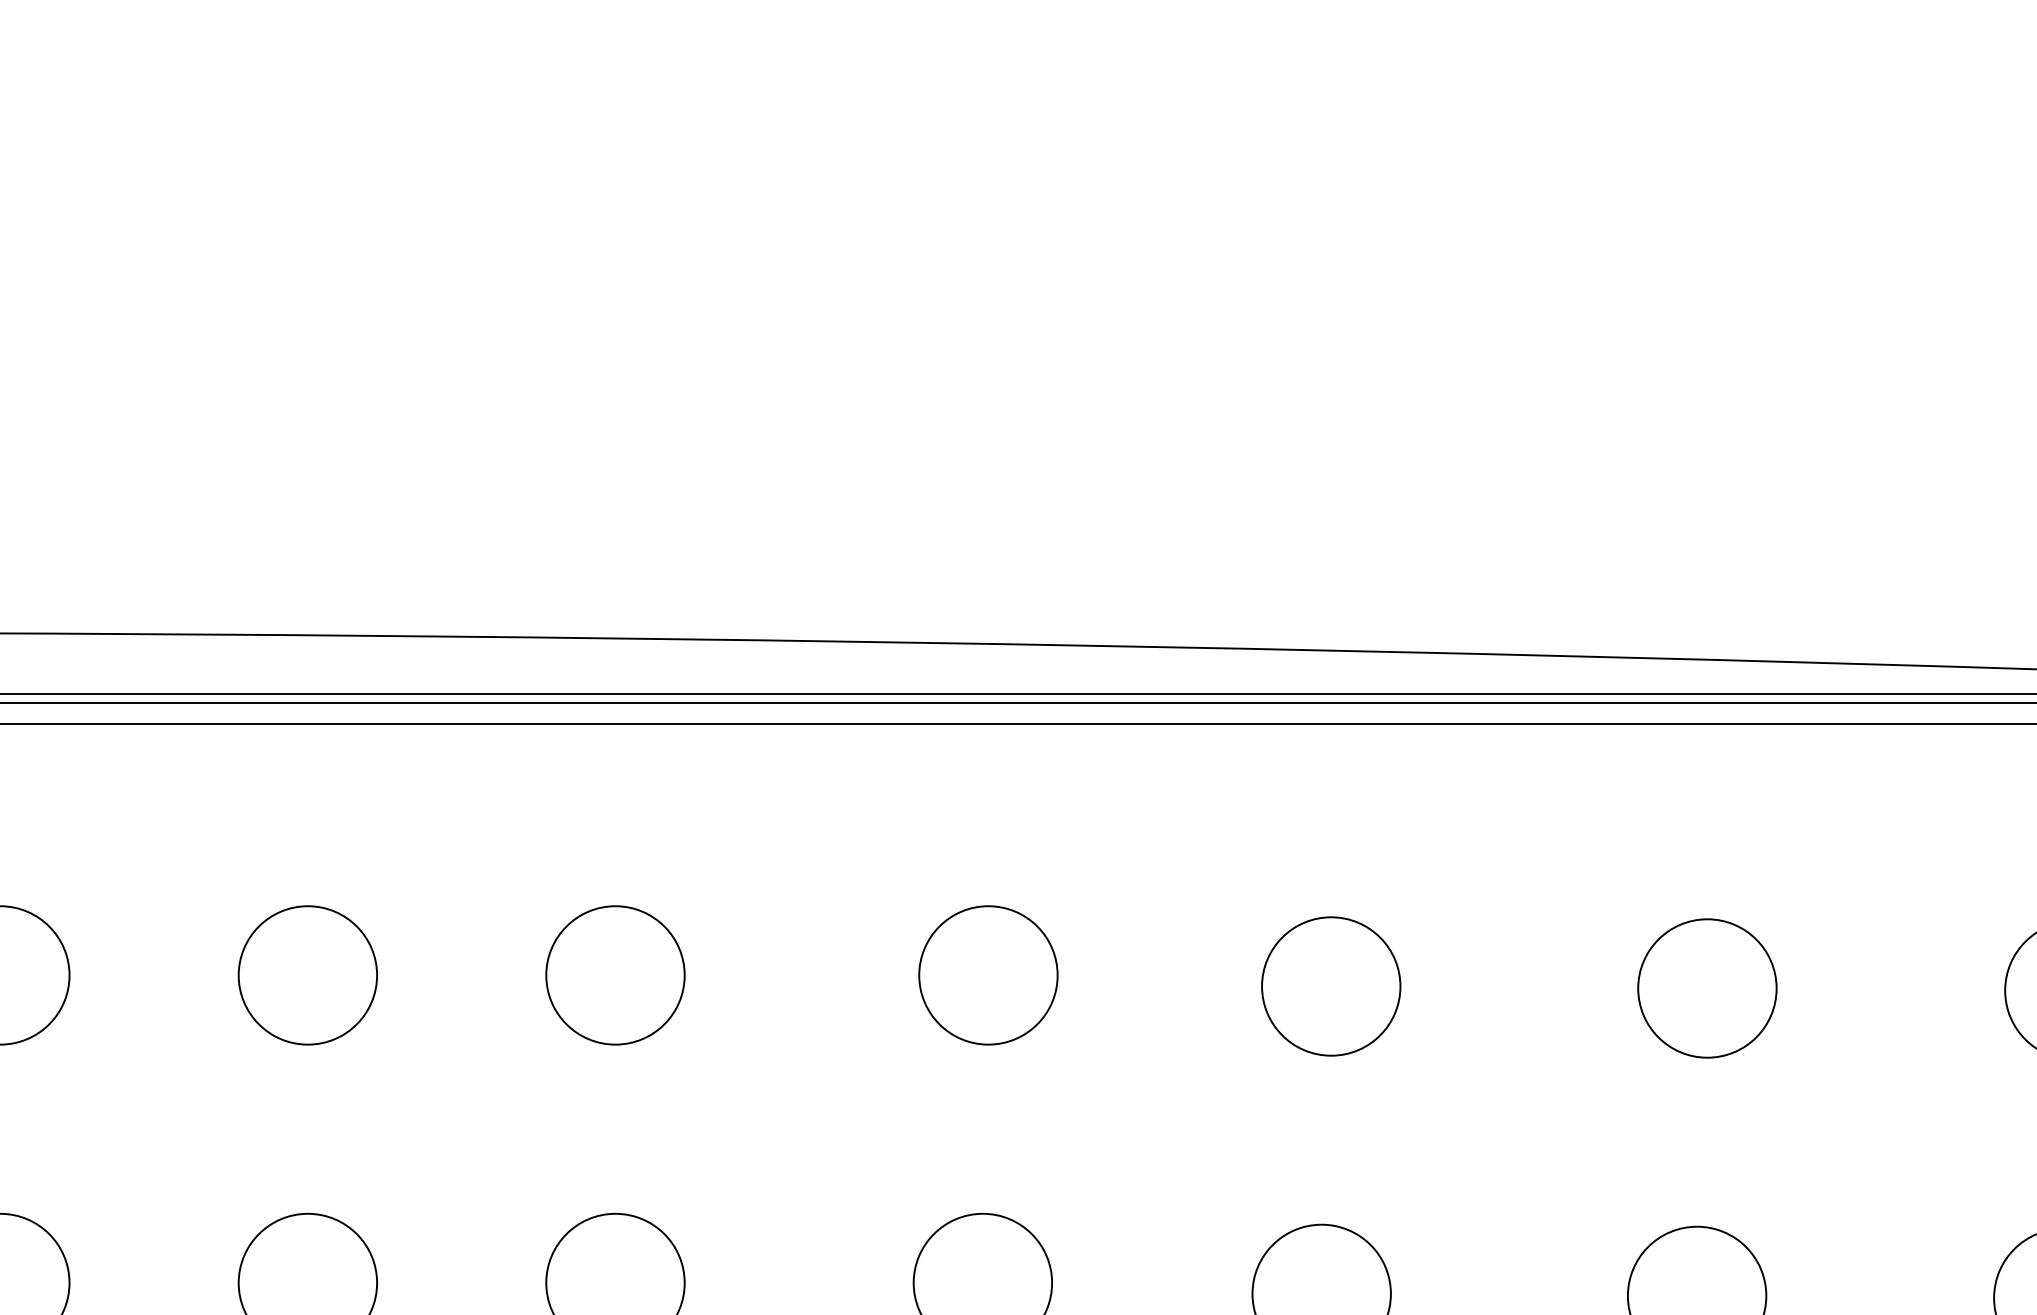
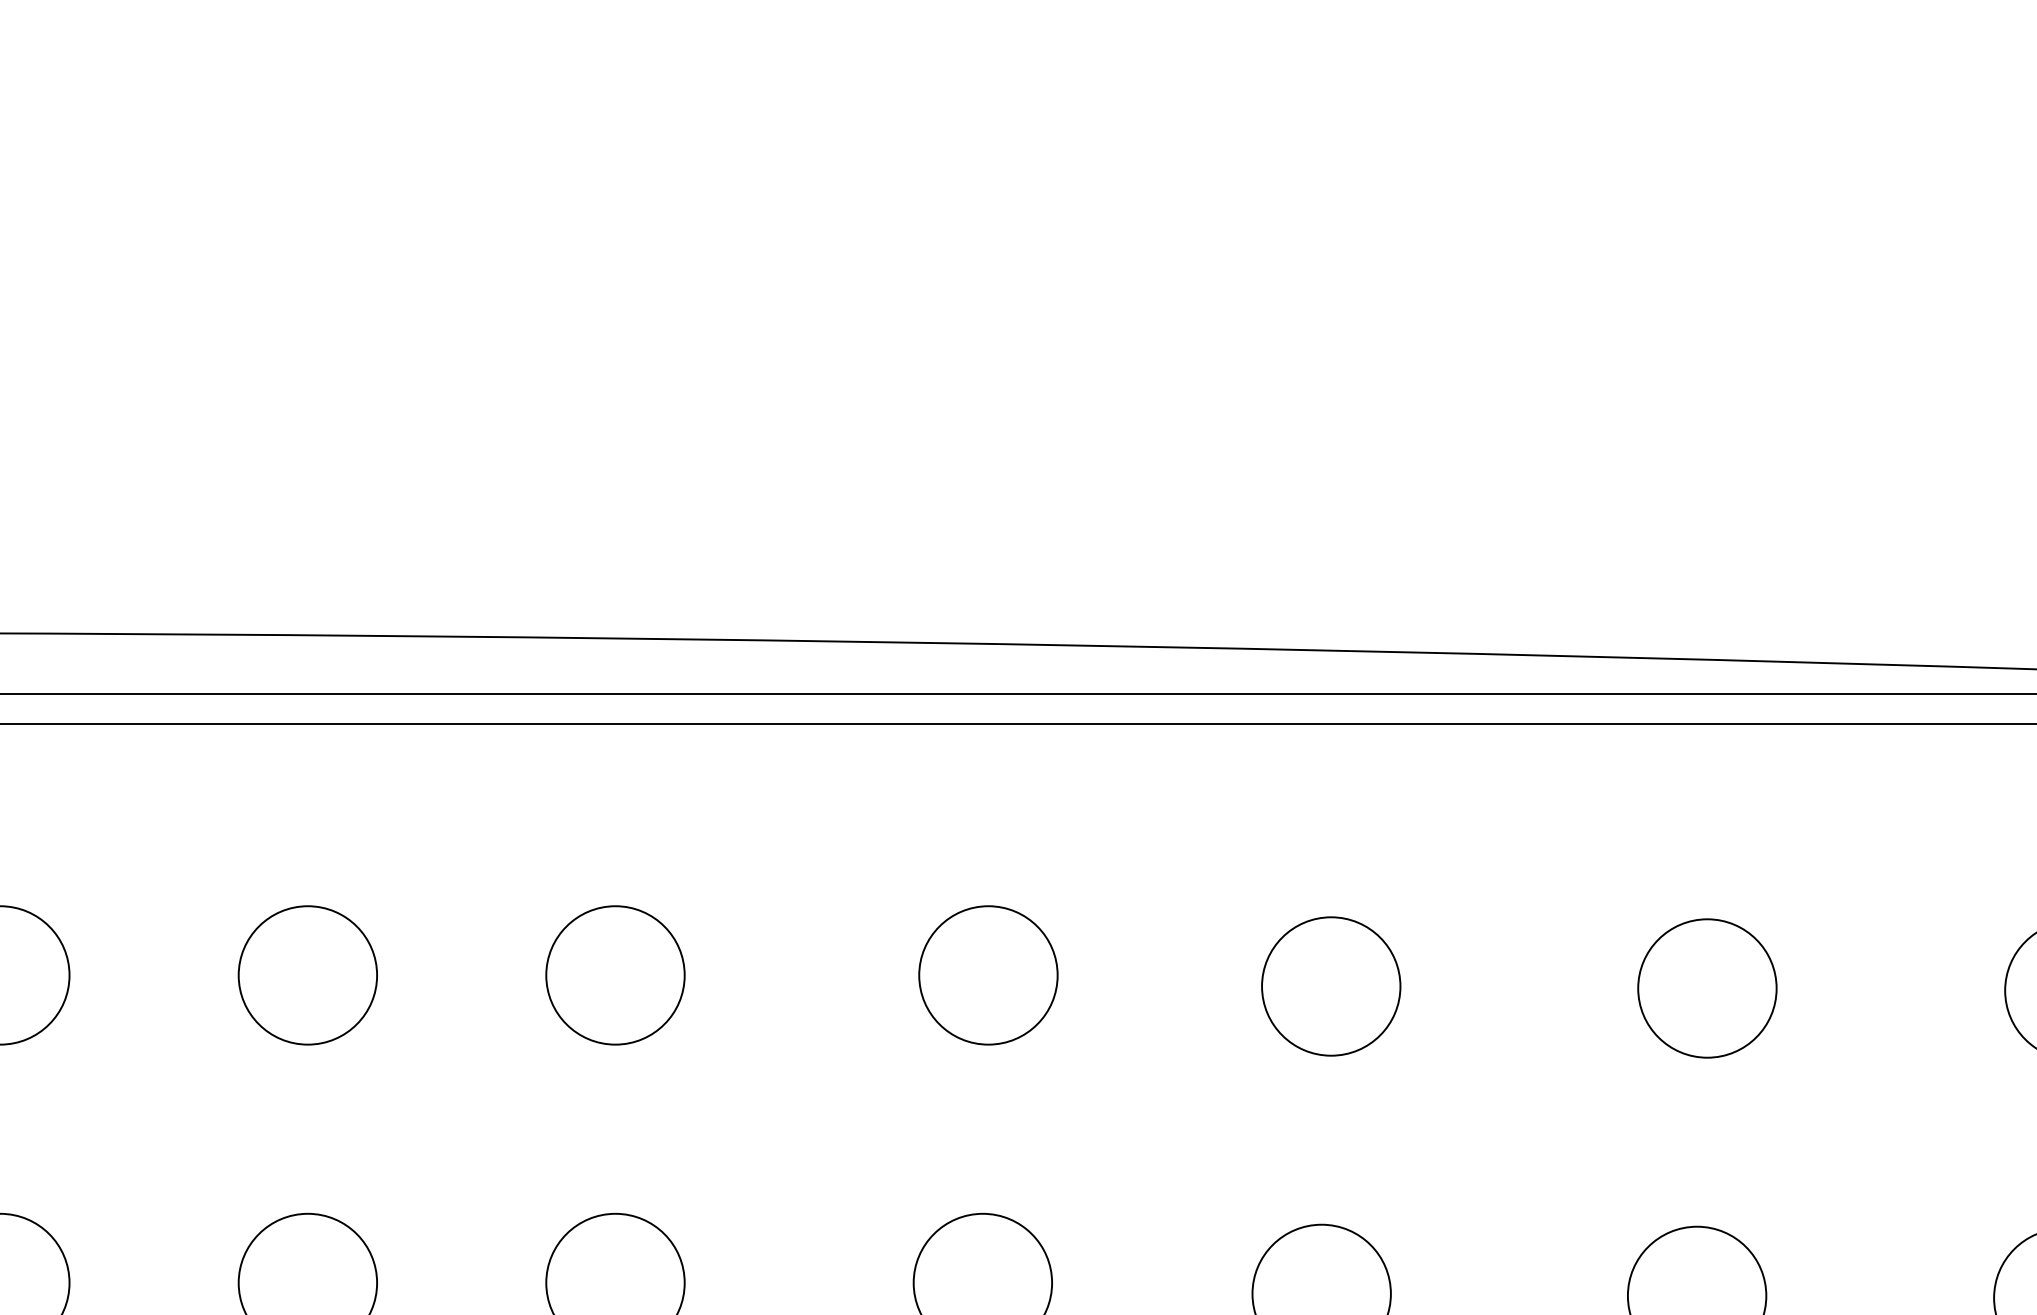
line: present -> none (1017, 702)
